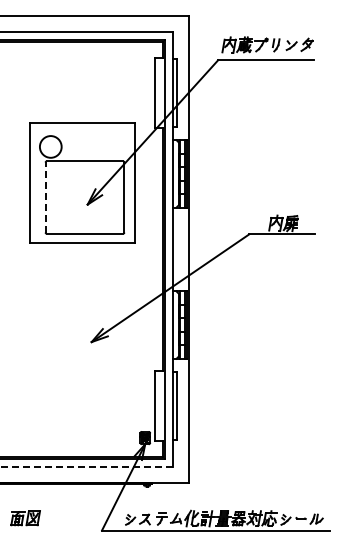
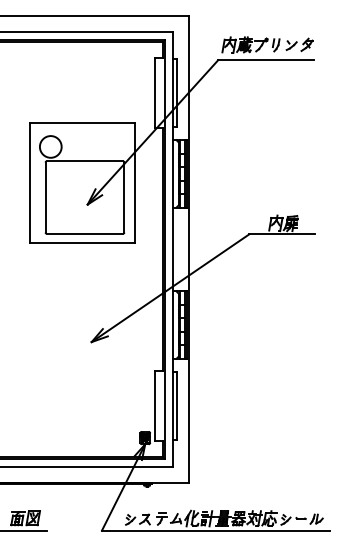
line: dashed -> solid (45, 197)
line: dashed -> solid (86, 467)
line: none -> present (24, 530)
